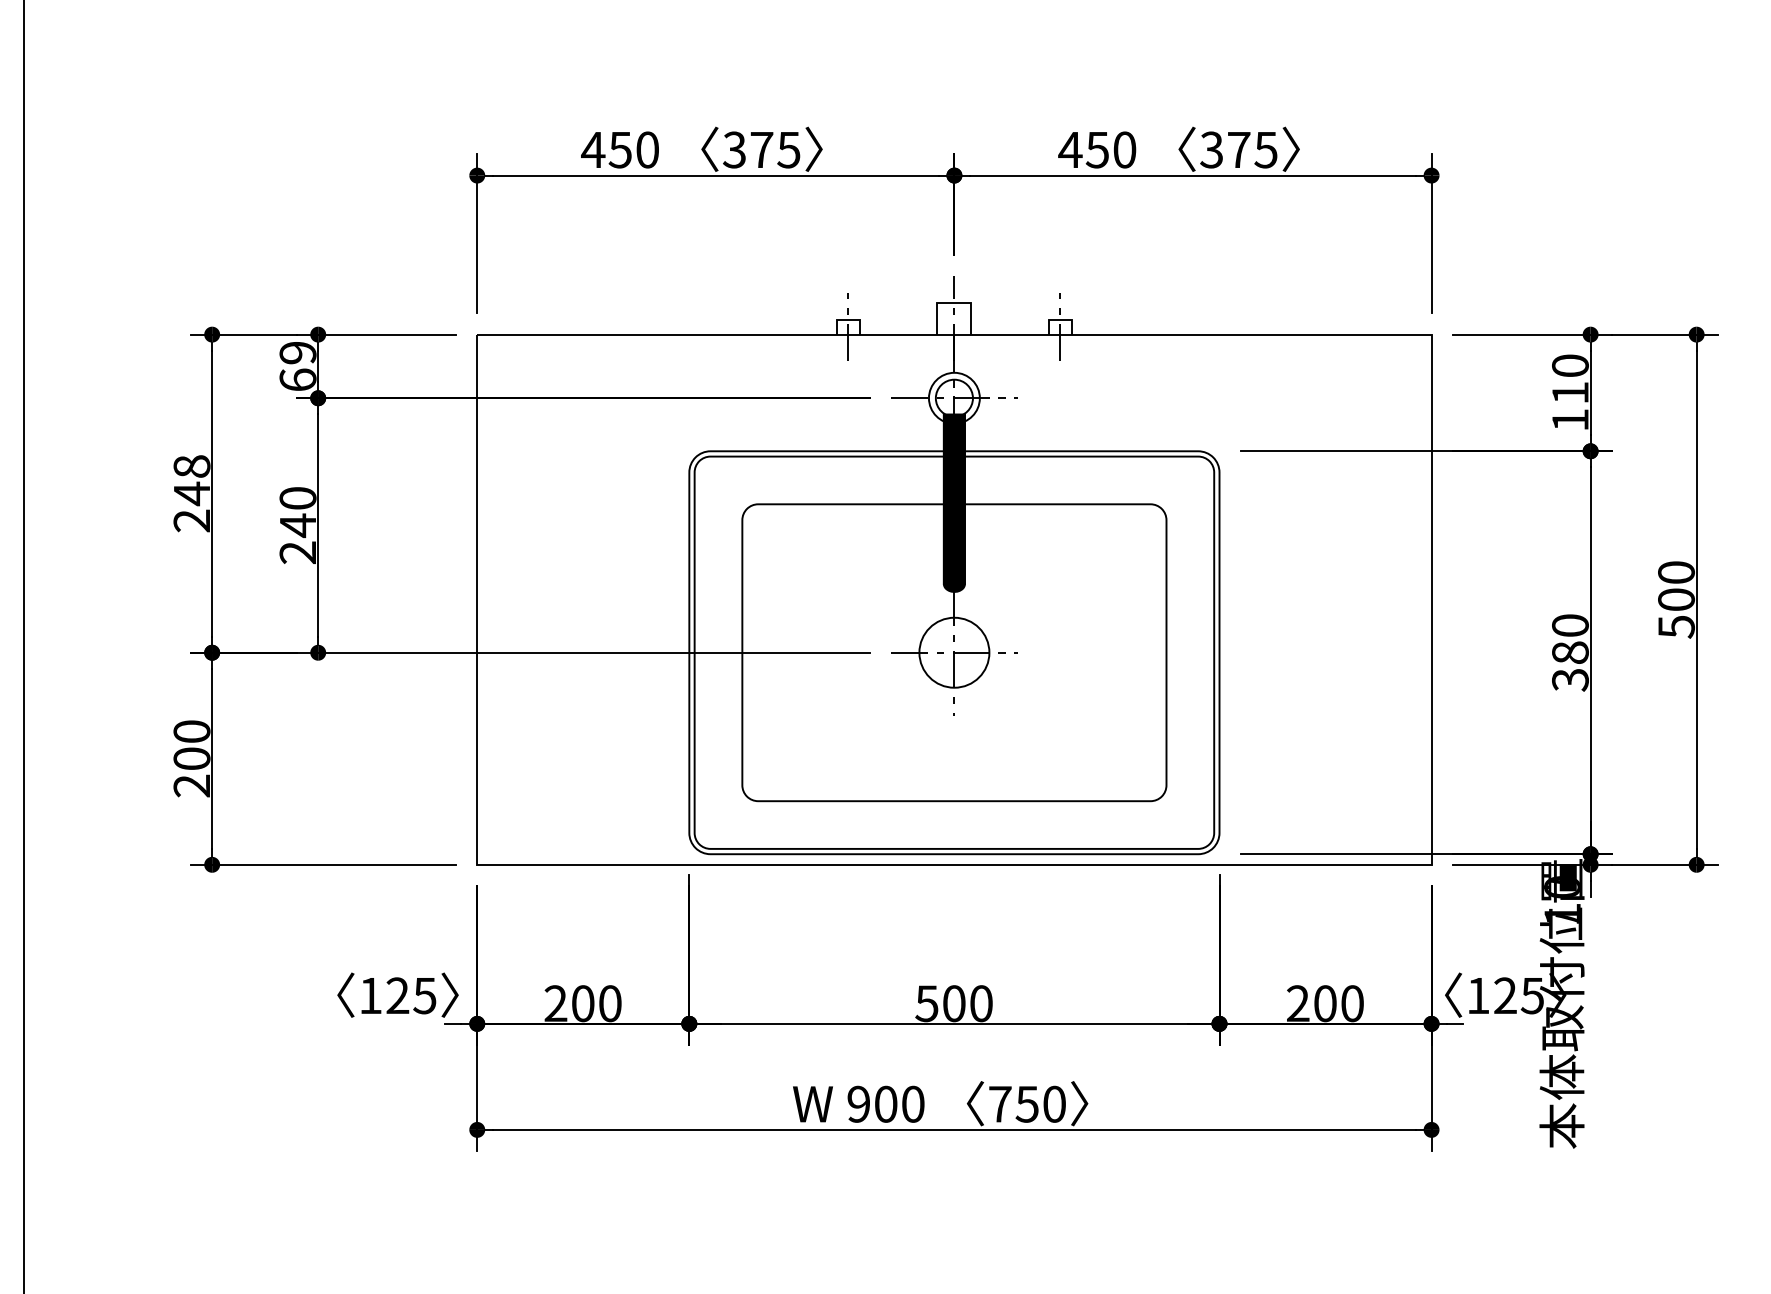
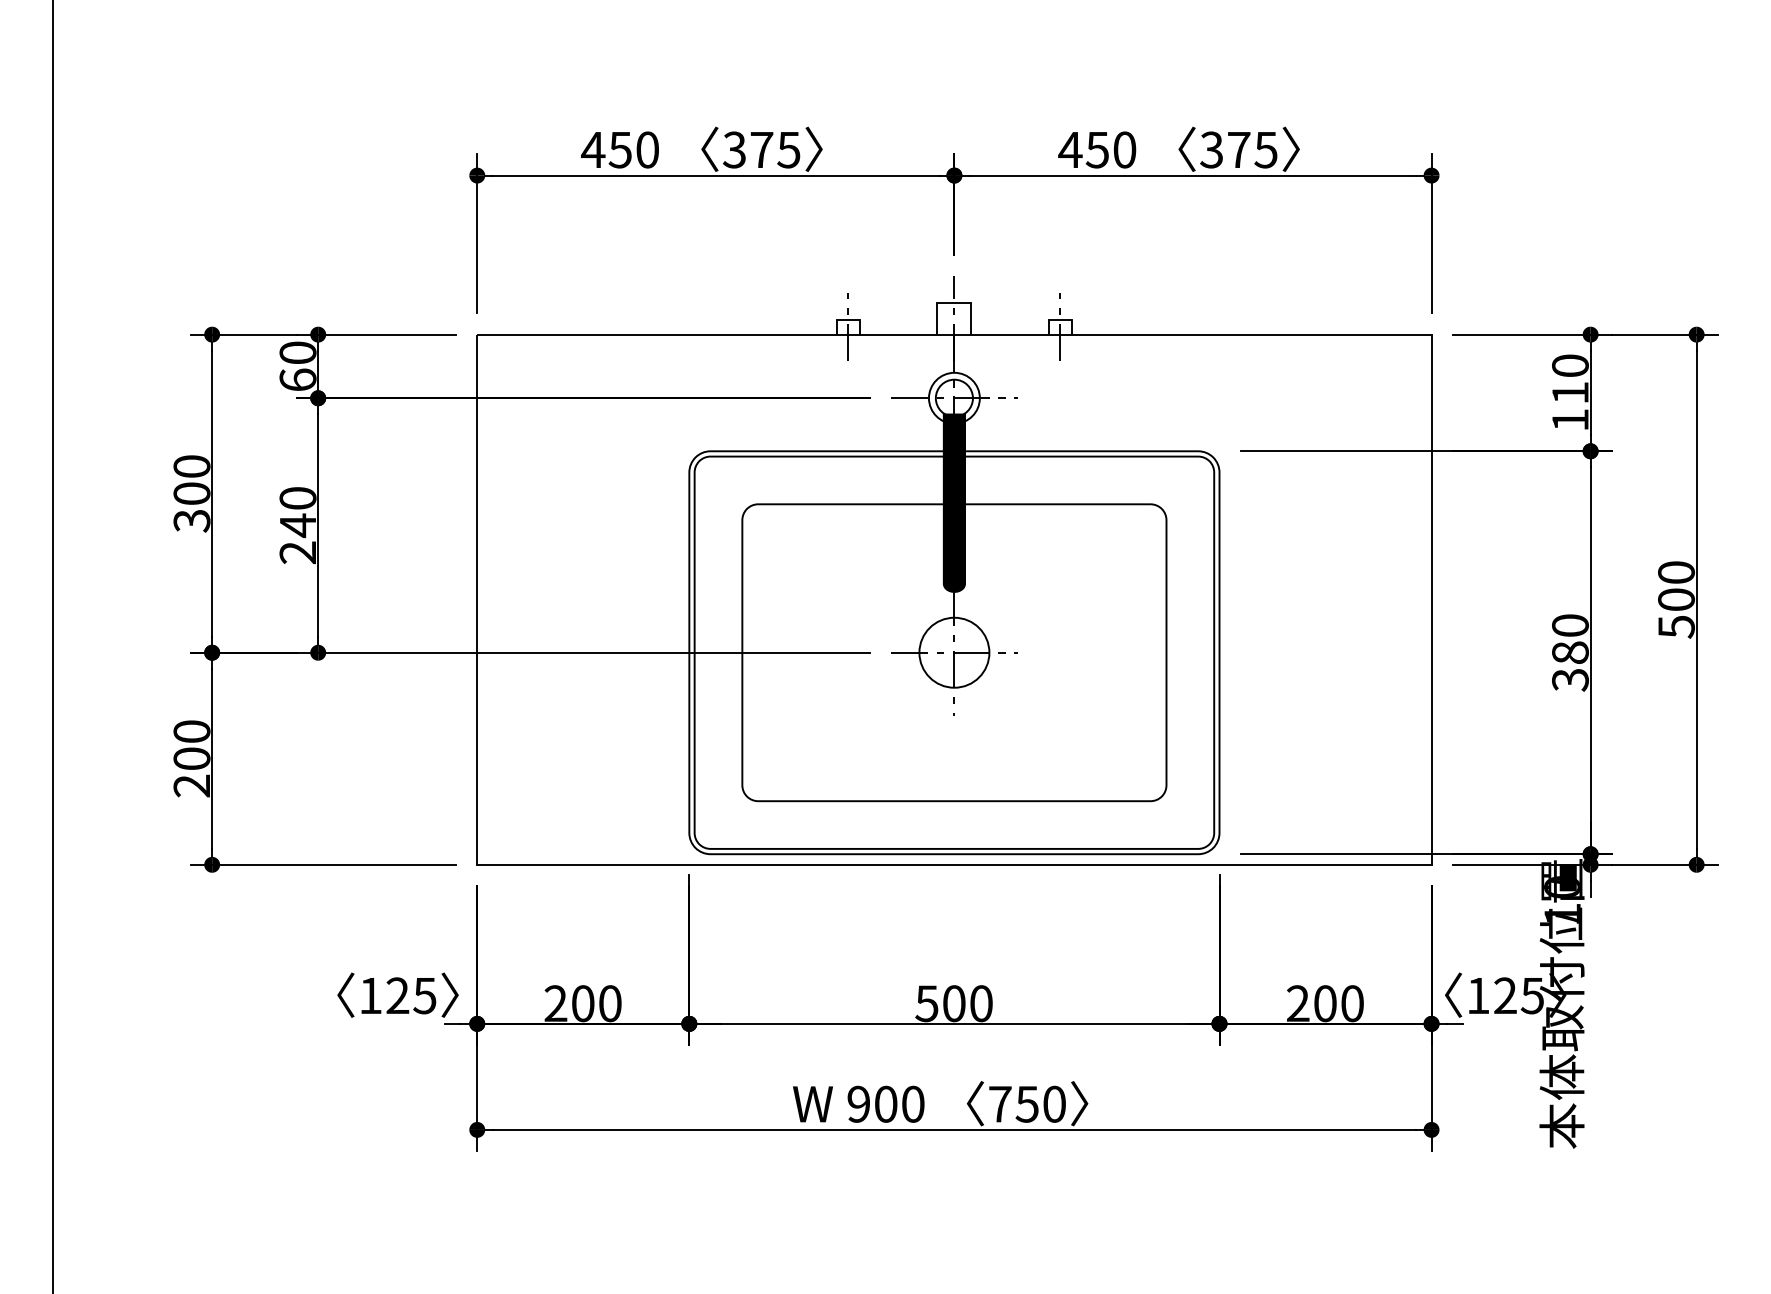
text: 69 -> 60 (297, 352)
text: 248 -> 300 (191, 493)
line position: (24, 646) -> (53, 646) (53, 646)
